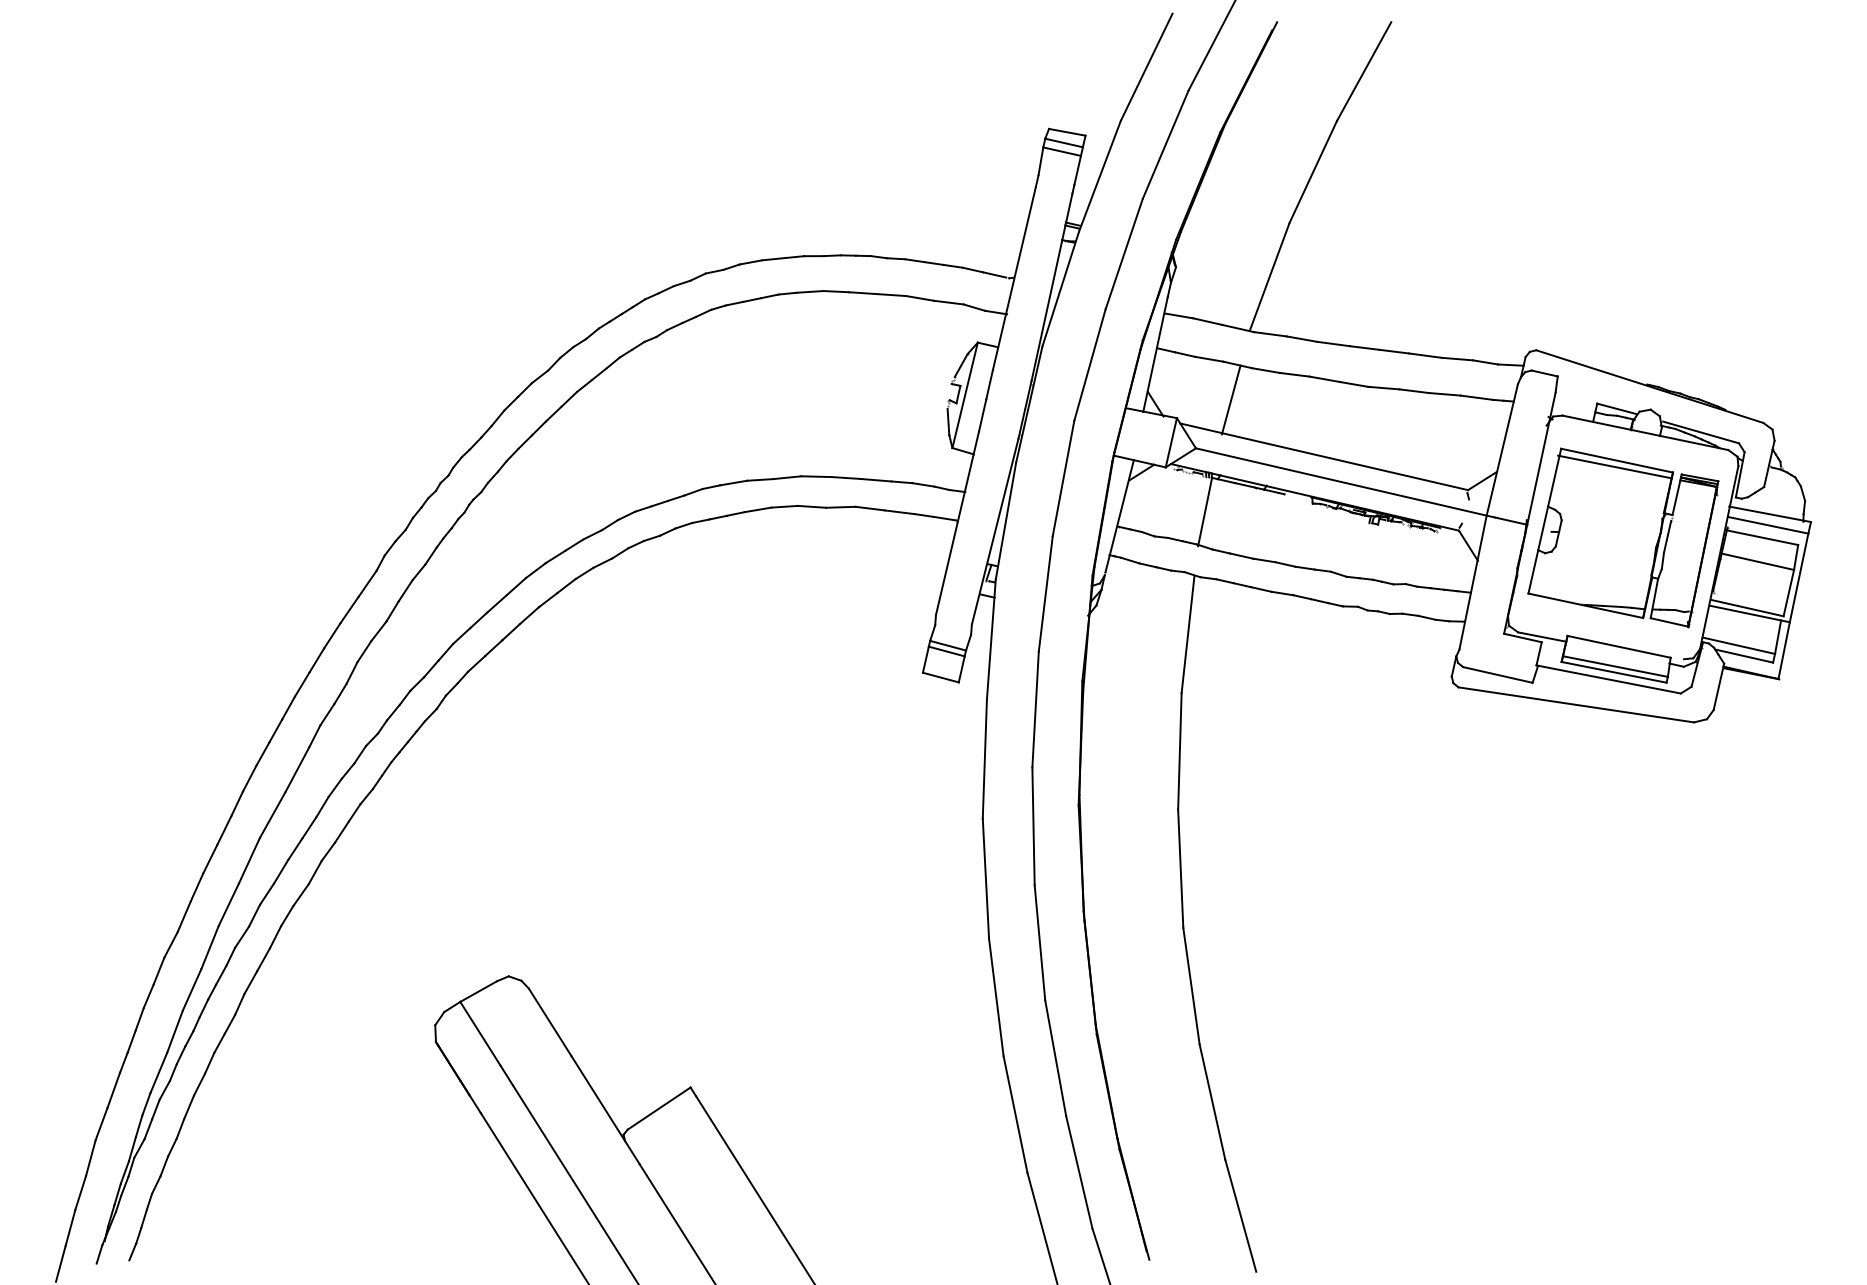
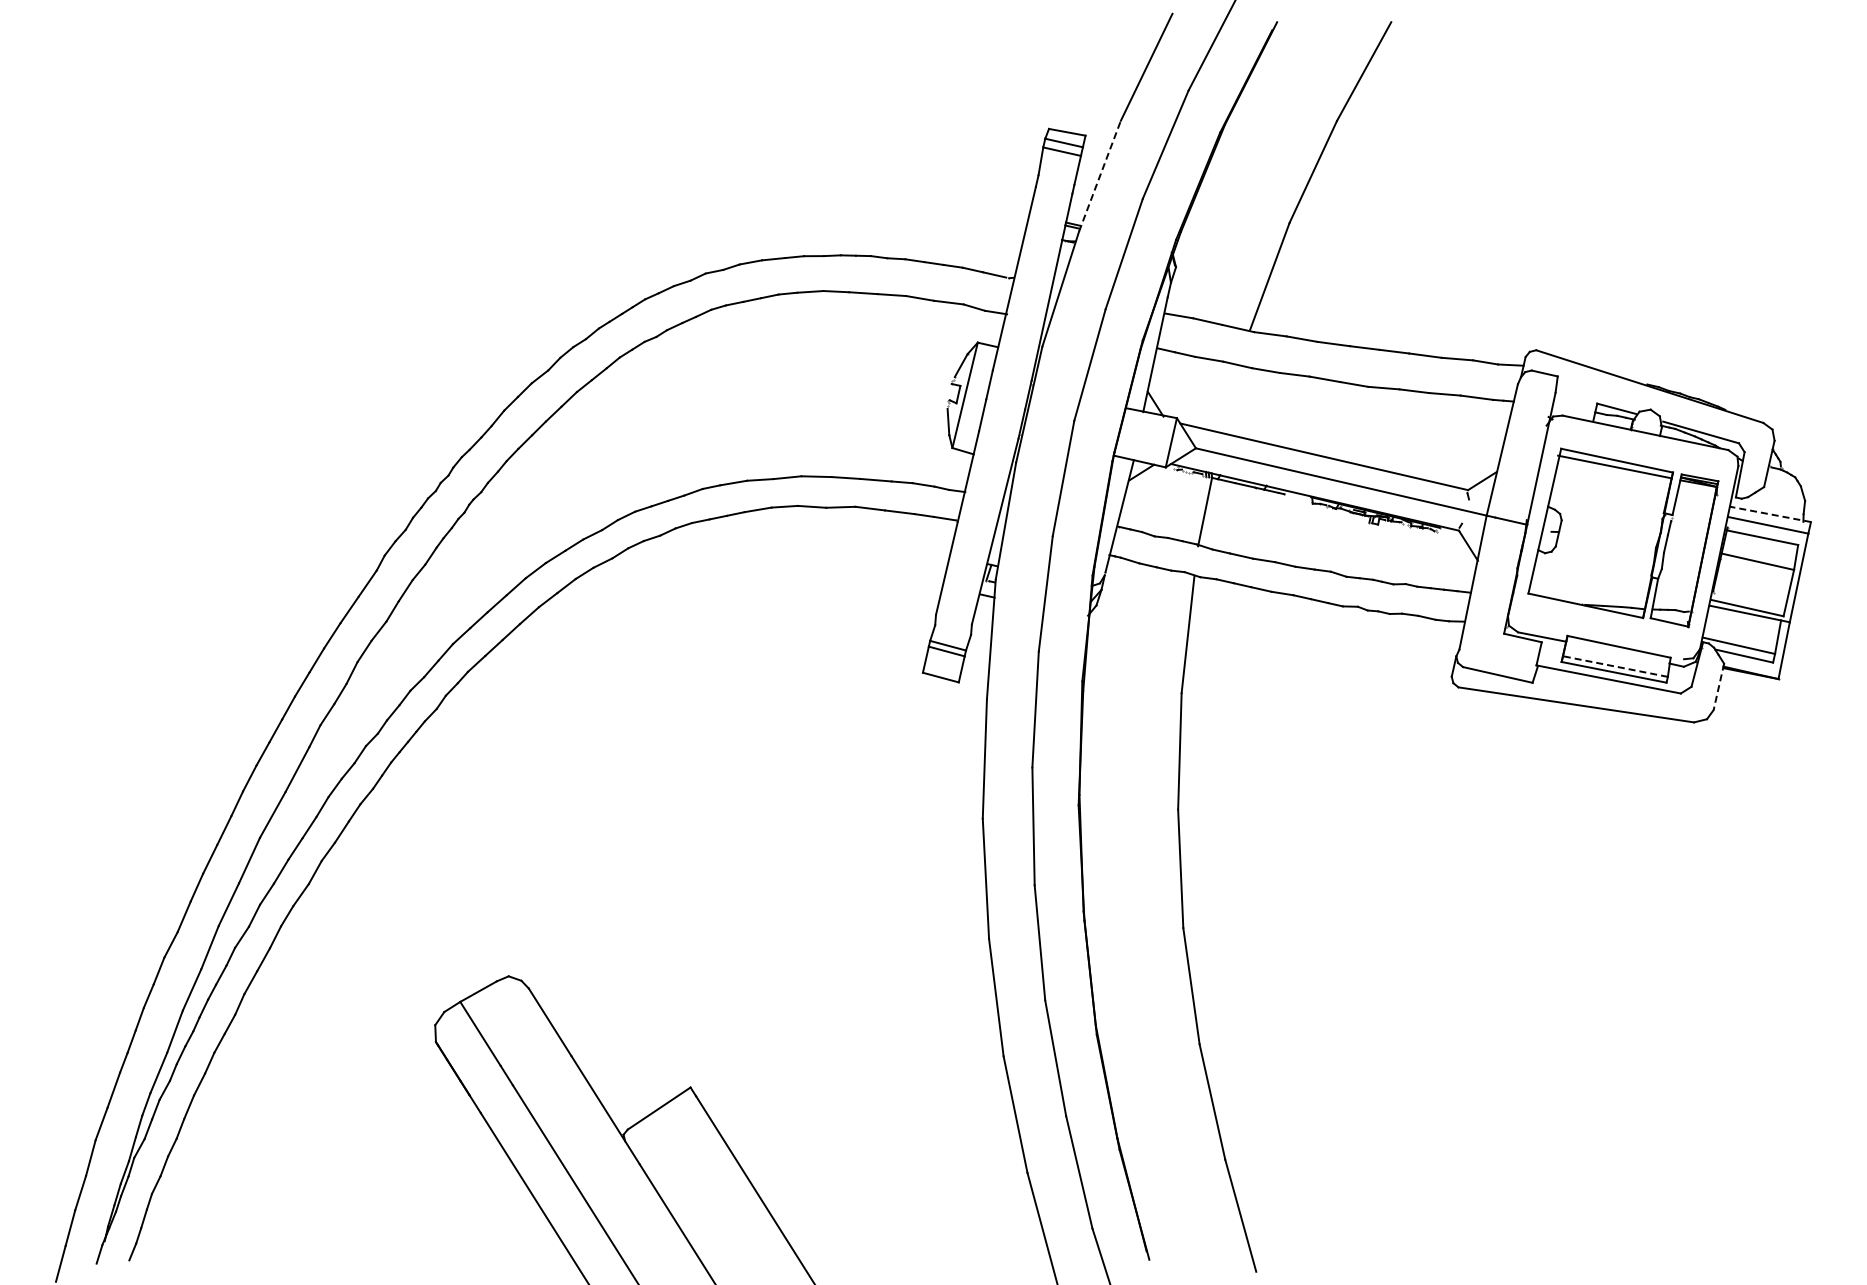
line: solid -> dashed (1100, 175)
line: present -> none (1230, 399)
line: solid -> dashed (1770, 514)
line: solid -> dashed (1614, 666)
line: solid -> dashed (1718, 686)
